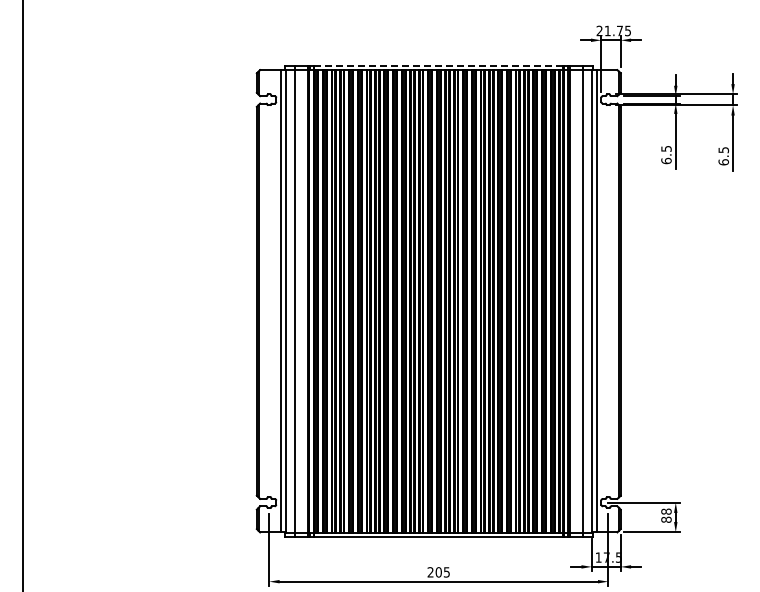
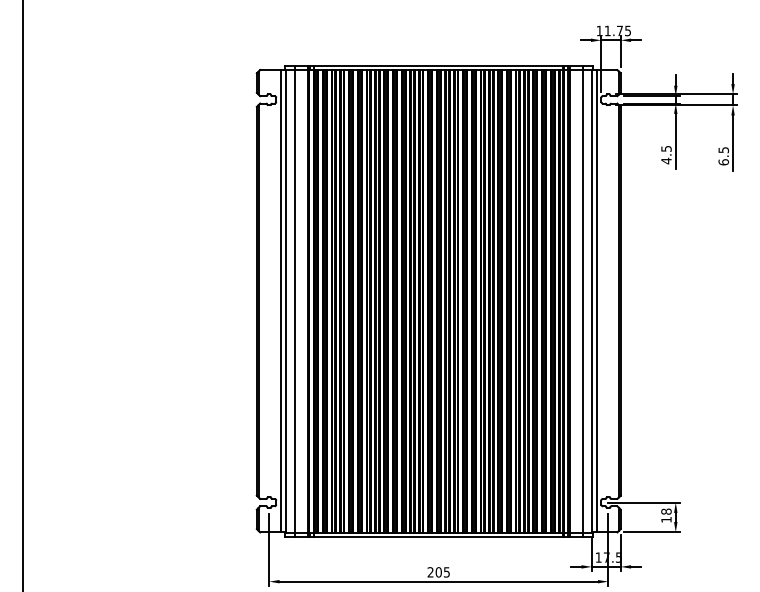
text: 21.75 -> 11.75 (599, 30)
line: dashed -> solid (439, 65)
text: 6.5 -> 4.5 (666, 161)
text: 88 -> 18 (666, 519)
